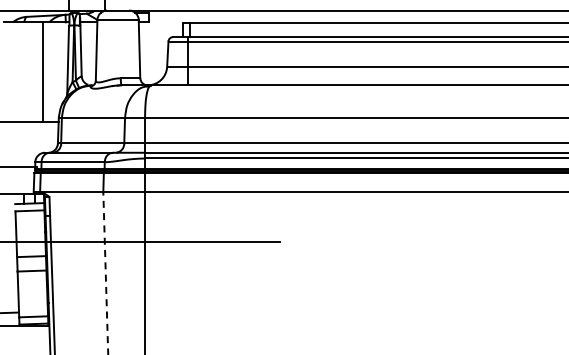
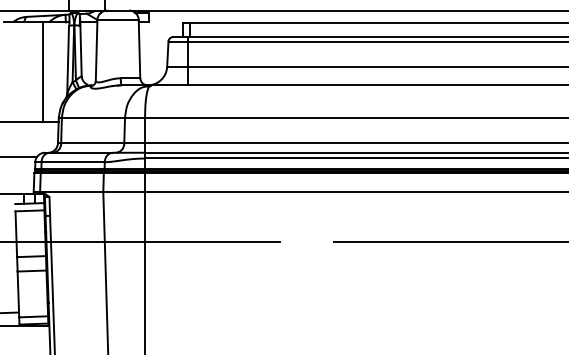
line position: (19, 167) -> (19, 157) (19, 157)
line: none -> present (449, 241)
line: dashed -> solid (105, 272)
